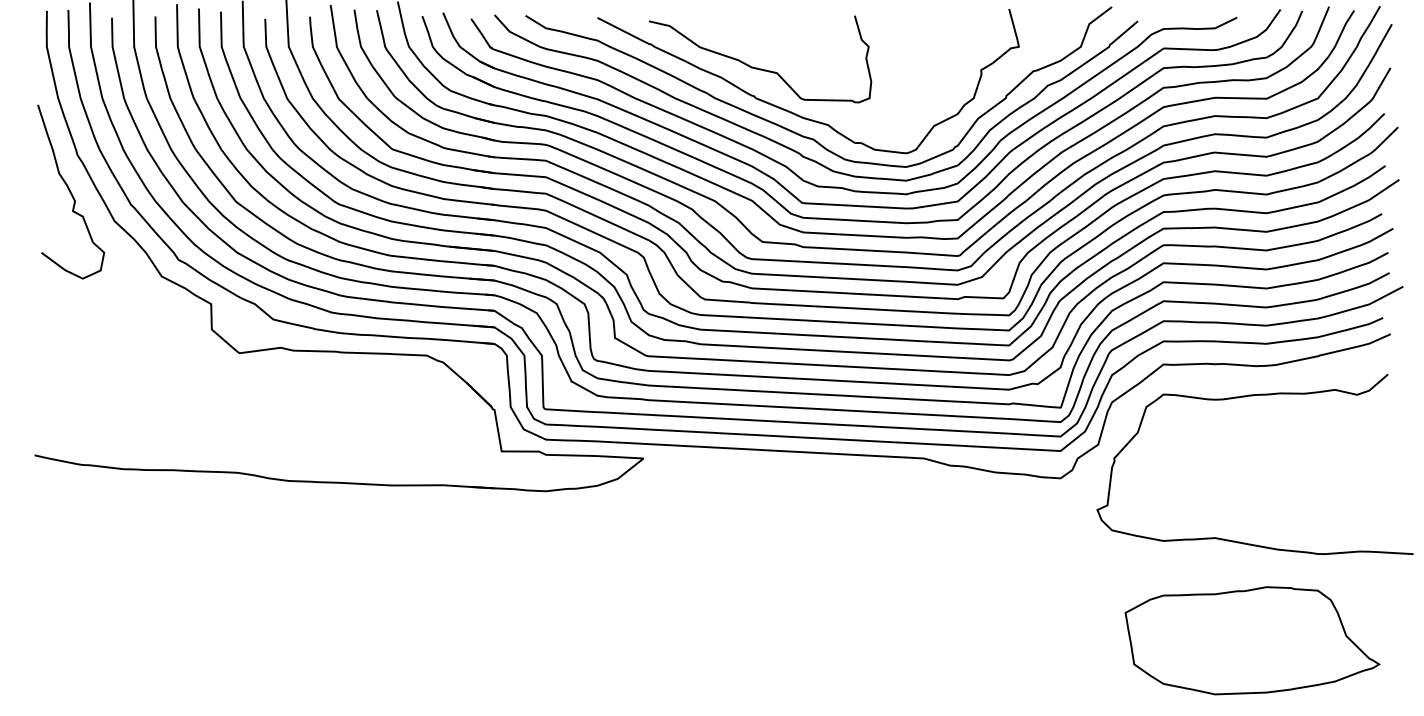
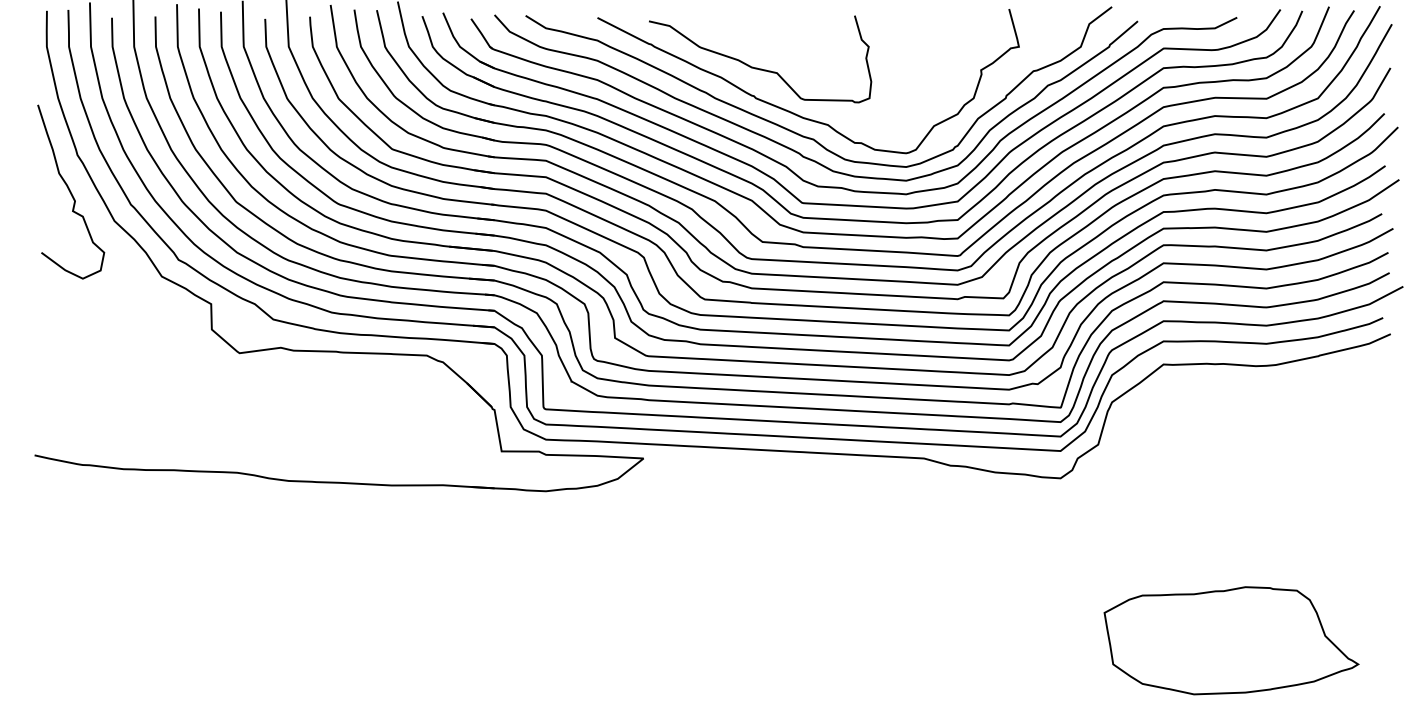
curve: present -> none (1245, 397)
part position: (1252, 640) -> (1231, 640) (1231, 640)
